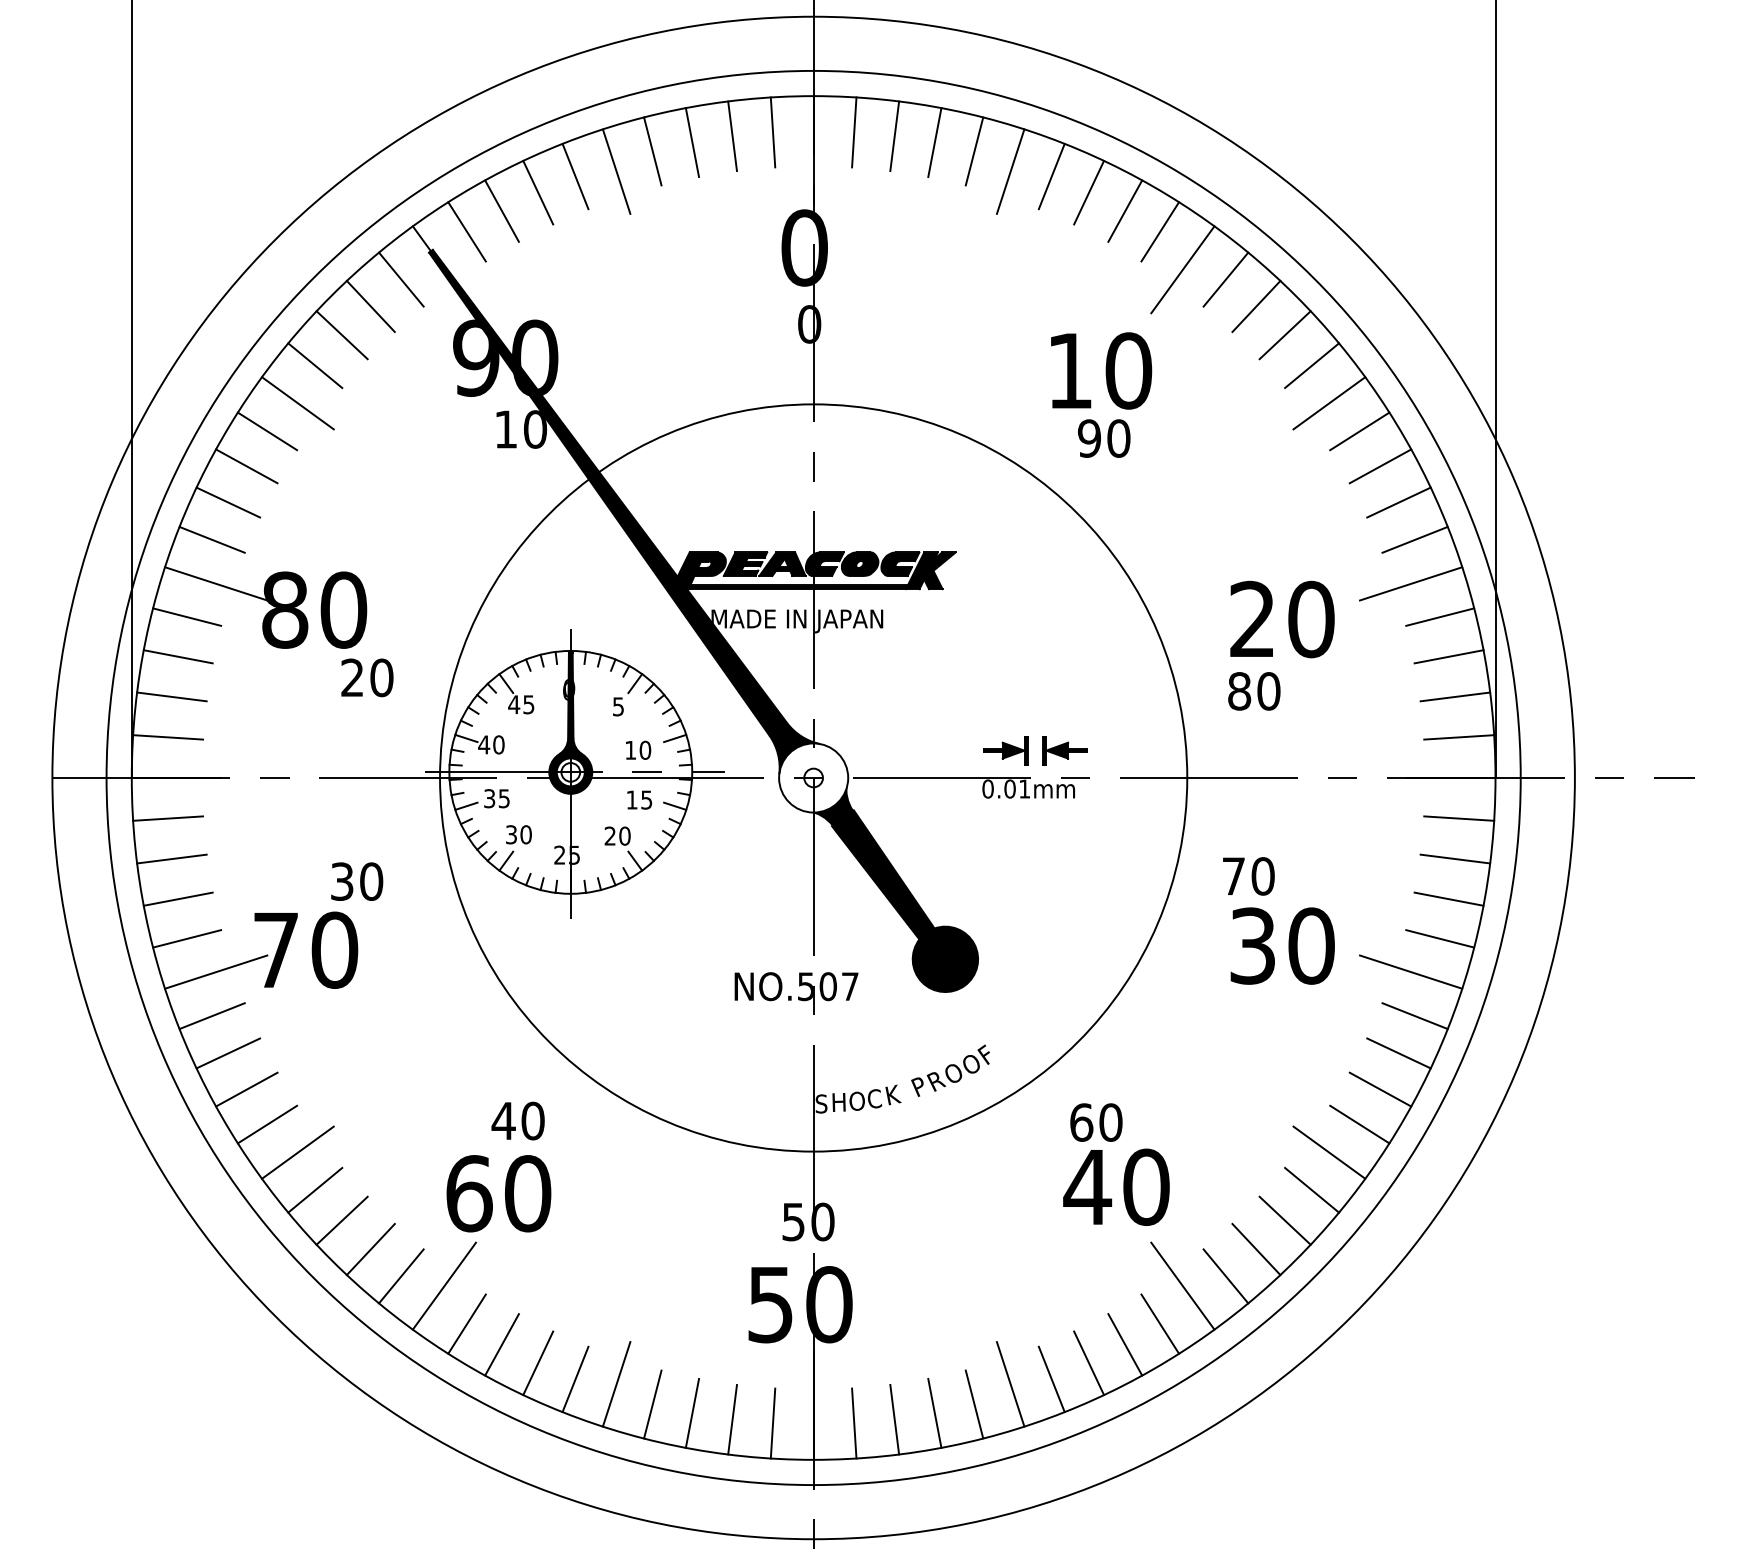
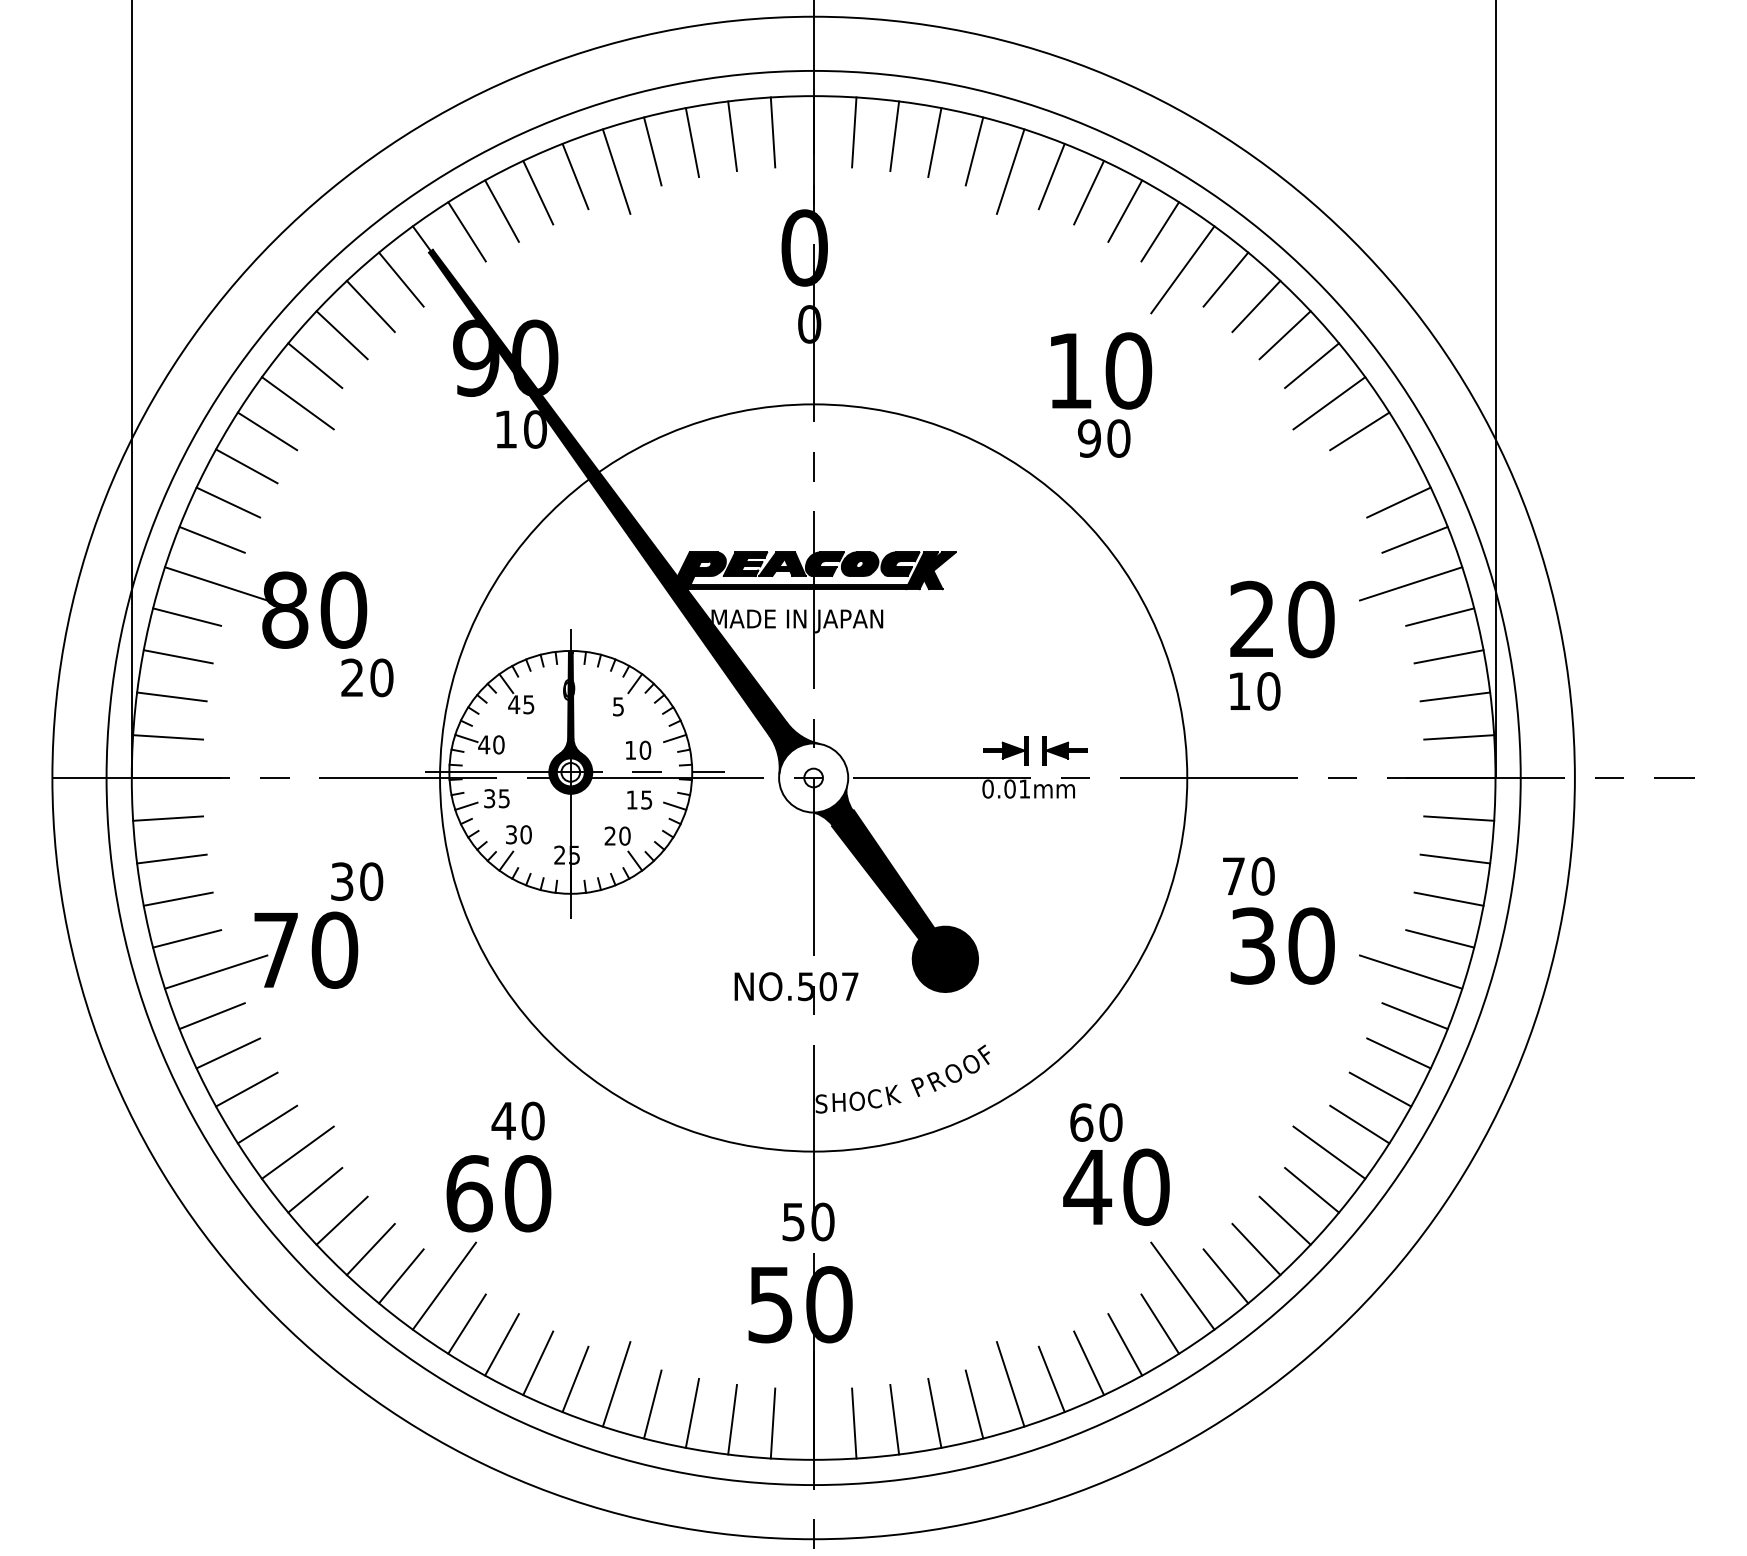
line: present -> none (1380, 466)
text: 80 -> 10 (1239, 691)
